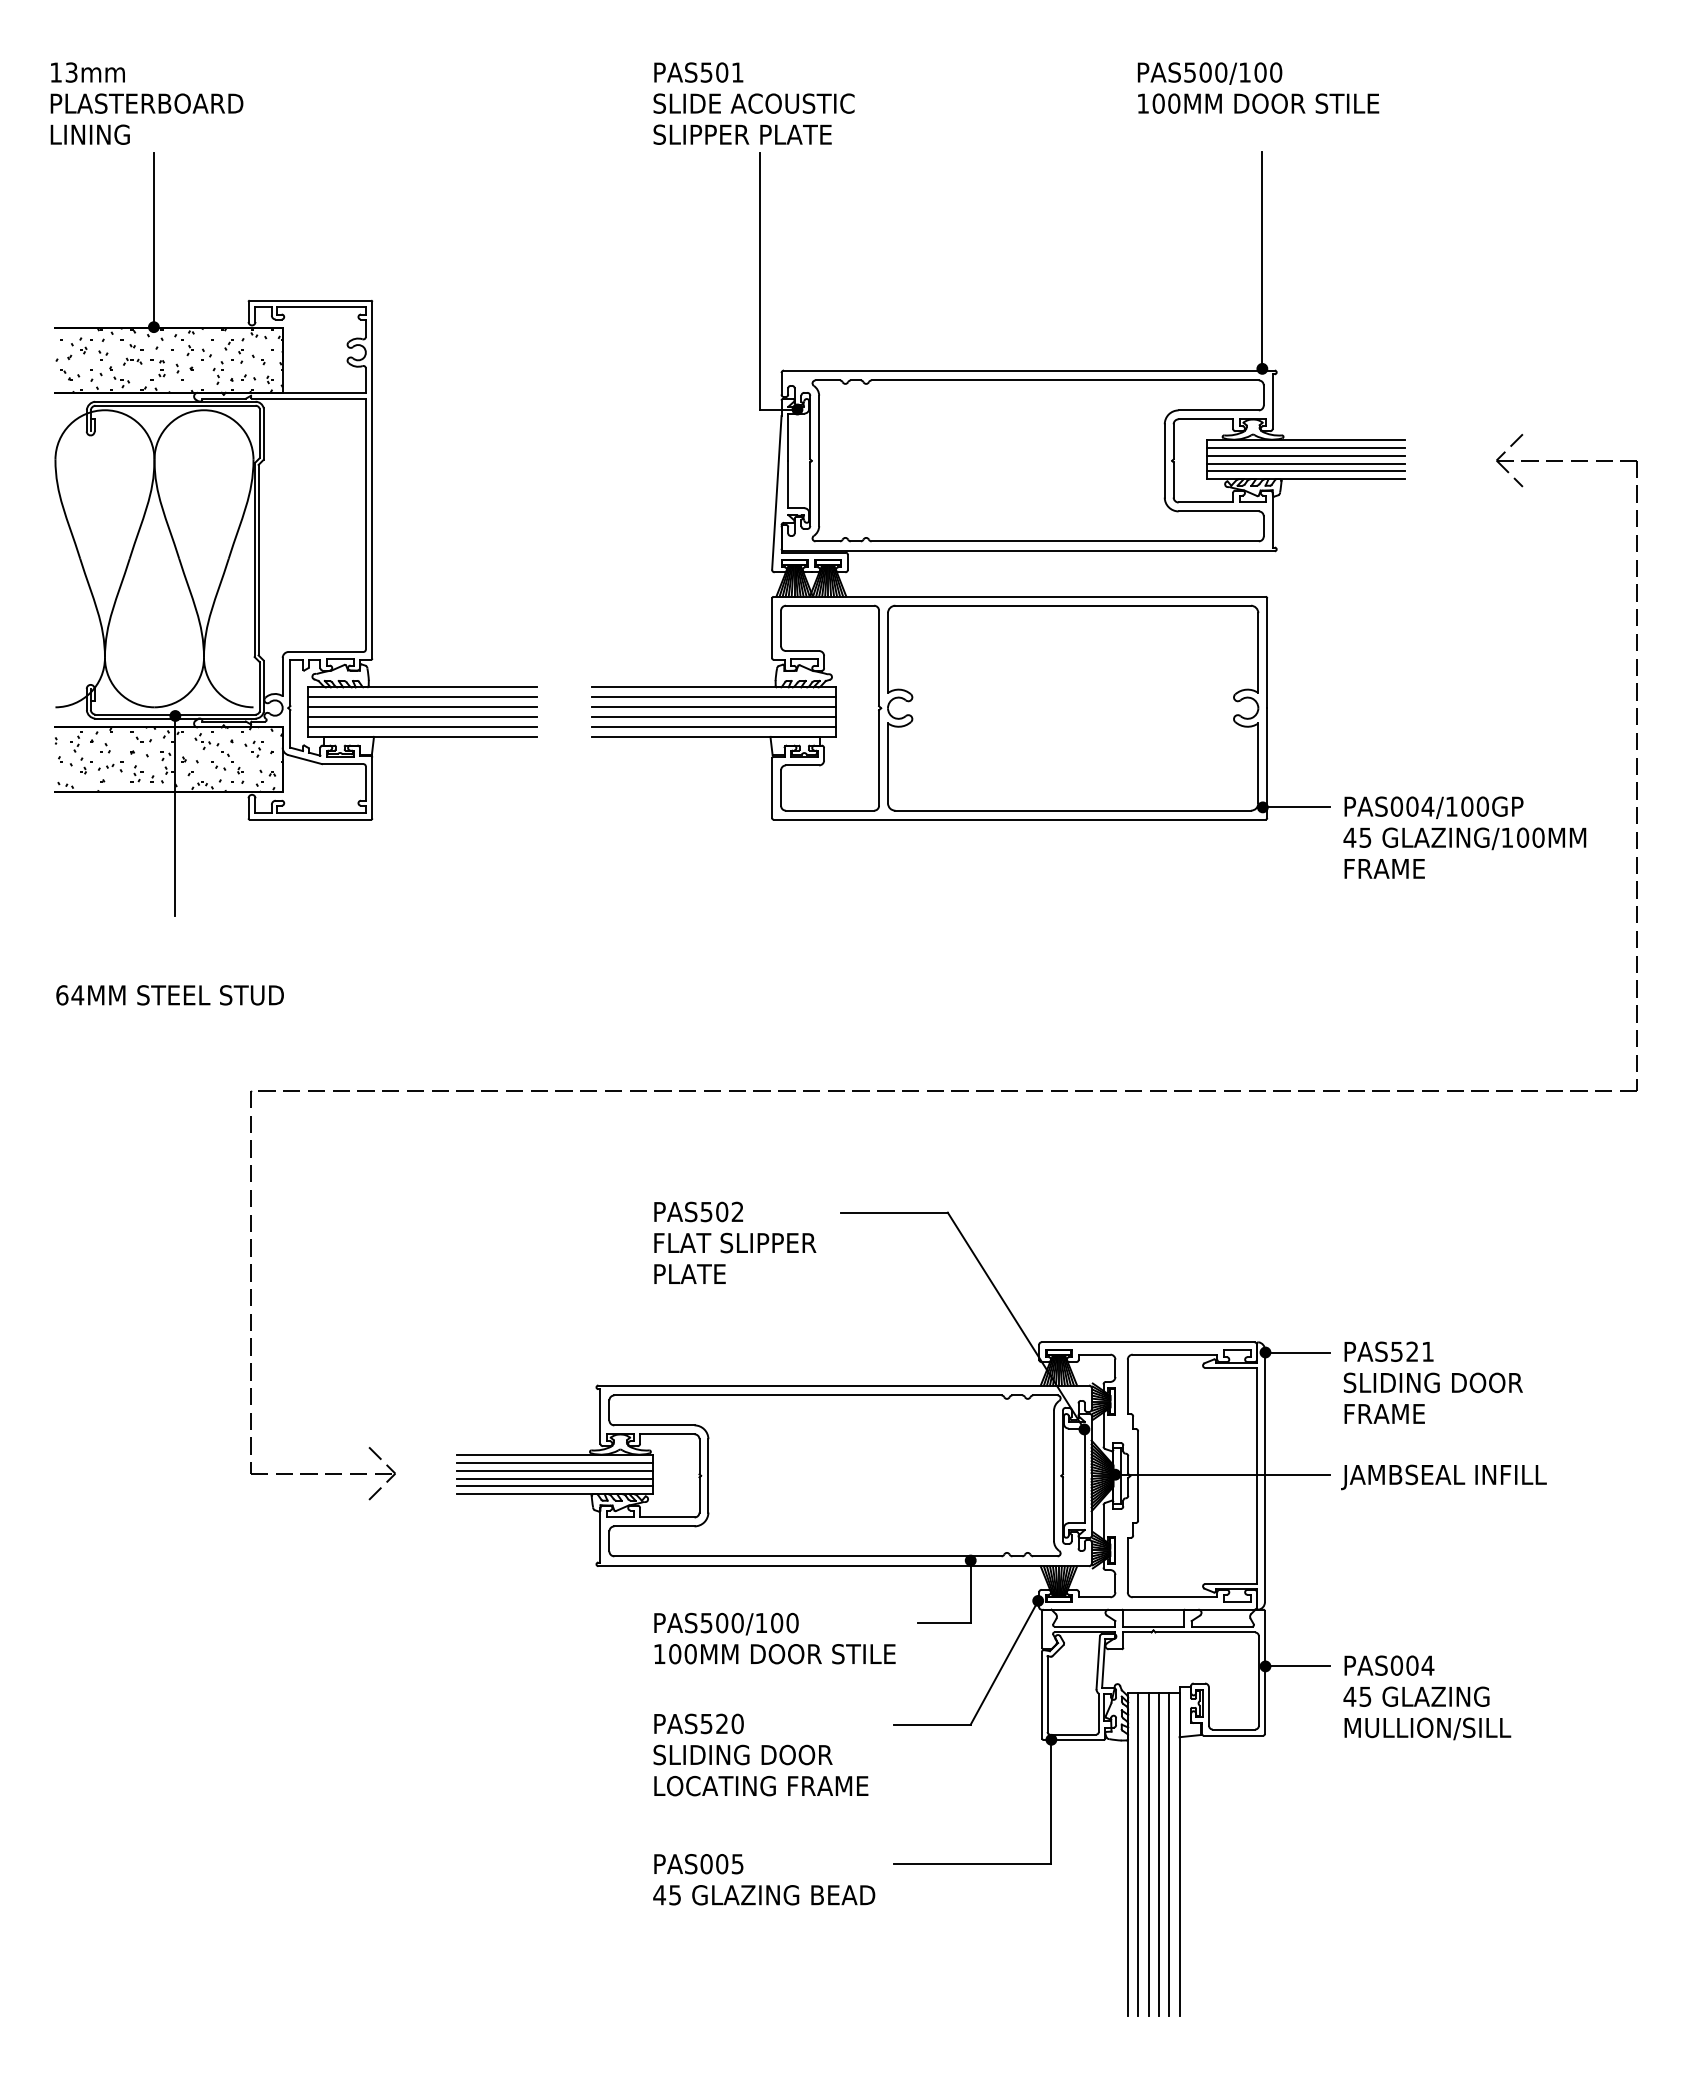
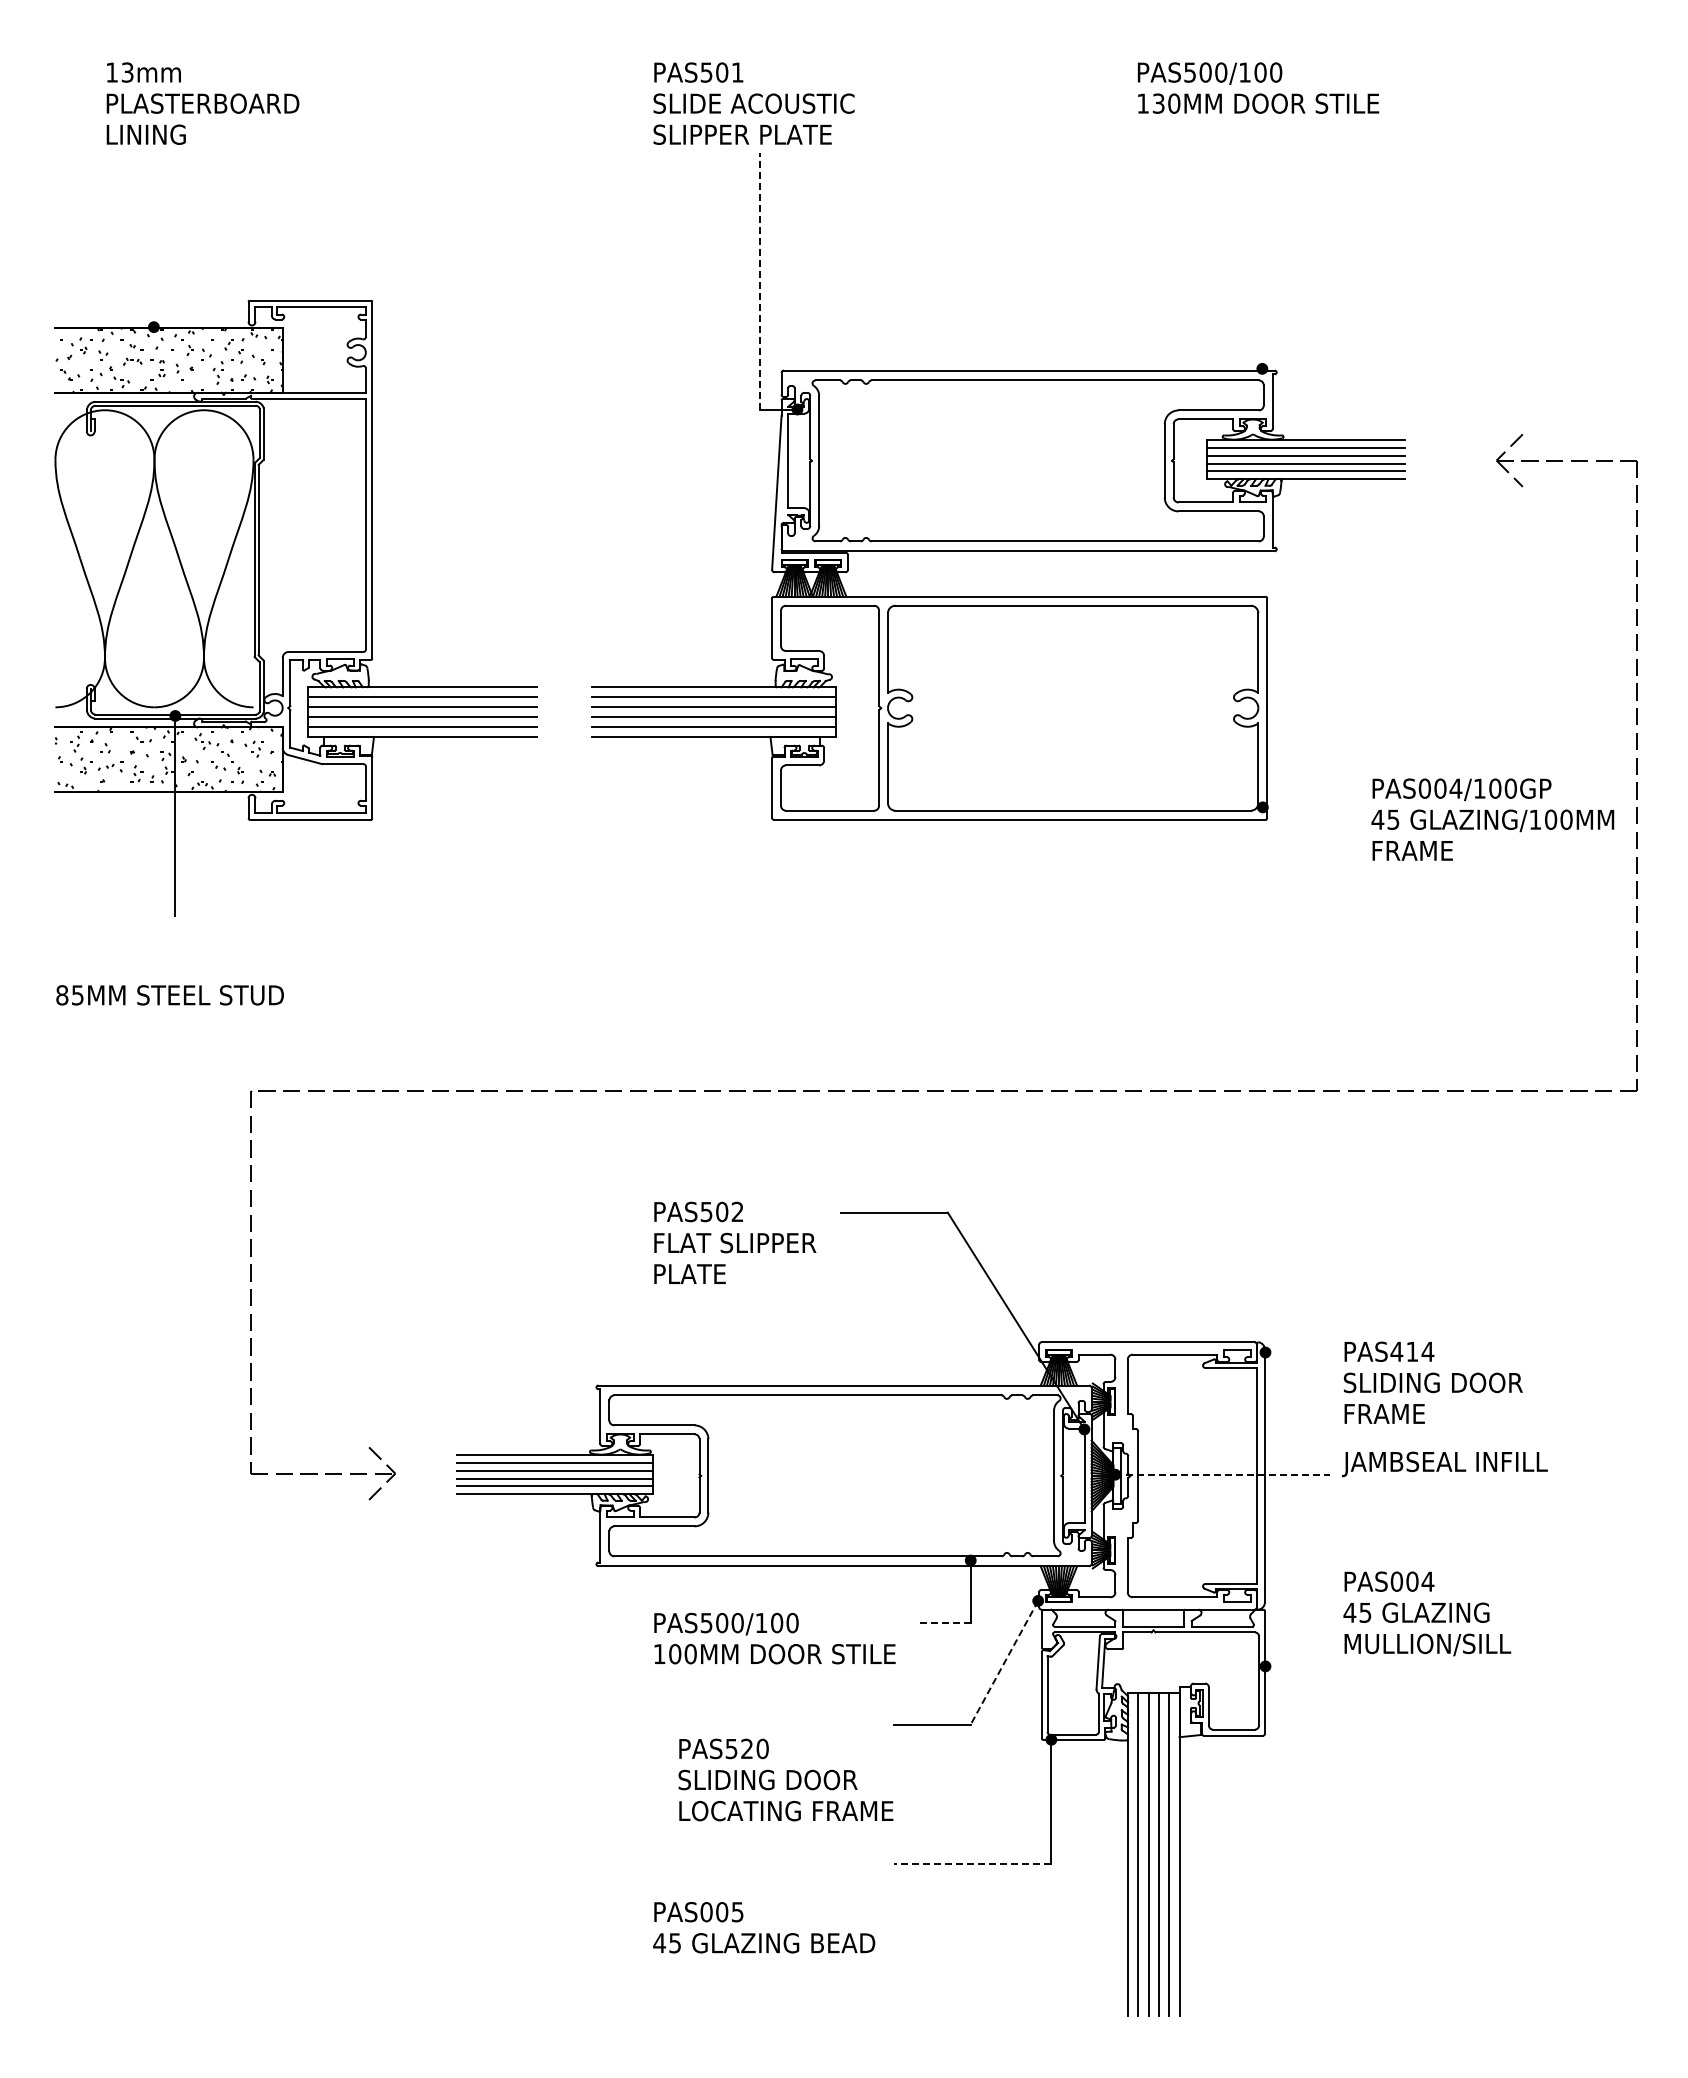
text position: (146, 103) -> (202, 103) (202, 103)
text: 100MM -> 130MM (1158, 103)
line: present -> none (153, 240)
line: present -> none (1262, 259)
line: solid -> dashed (759, 280)
line: present -> none (1295, 807)
text position: (1464, 837) -> (1492, 819) (1492, 819)
text: 64MM -> 85MM (70, 995)
text: PAS521 -> PAS414 (1412, 1351)
line: present -> none (1297, 1352)
line: solid -> dashed (1223, 1474)
text position: (1443, 1477) -> (1444, 1464) (1444, 1464)
line: solid -> dashed (943, 1622)
line: solid -> dashed (1004, 1663)
line: present -> none (1297, 1666)
text position: (1427, 1697) -> (1427, 1613) (1427, 1613)
text position: (760, 1754) -> (785, 1779) (785, 1779)
line: solid -> dashed (972, 1863)
text position: (764, 1879) -> (764, 1927) (764, 1927)
